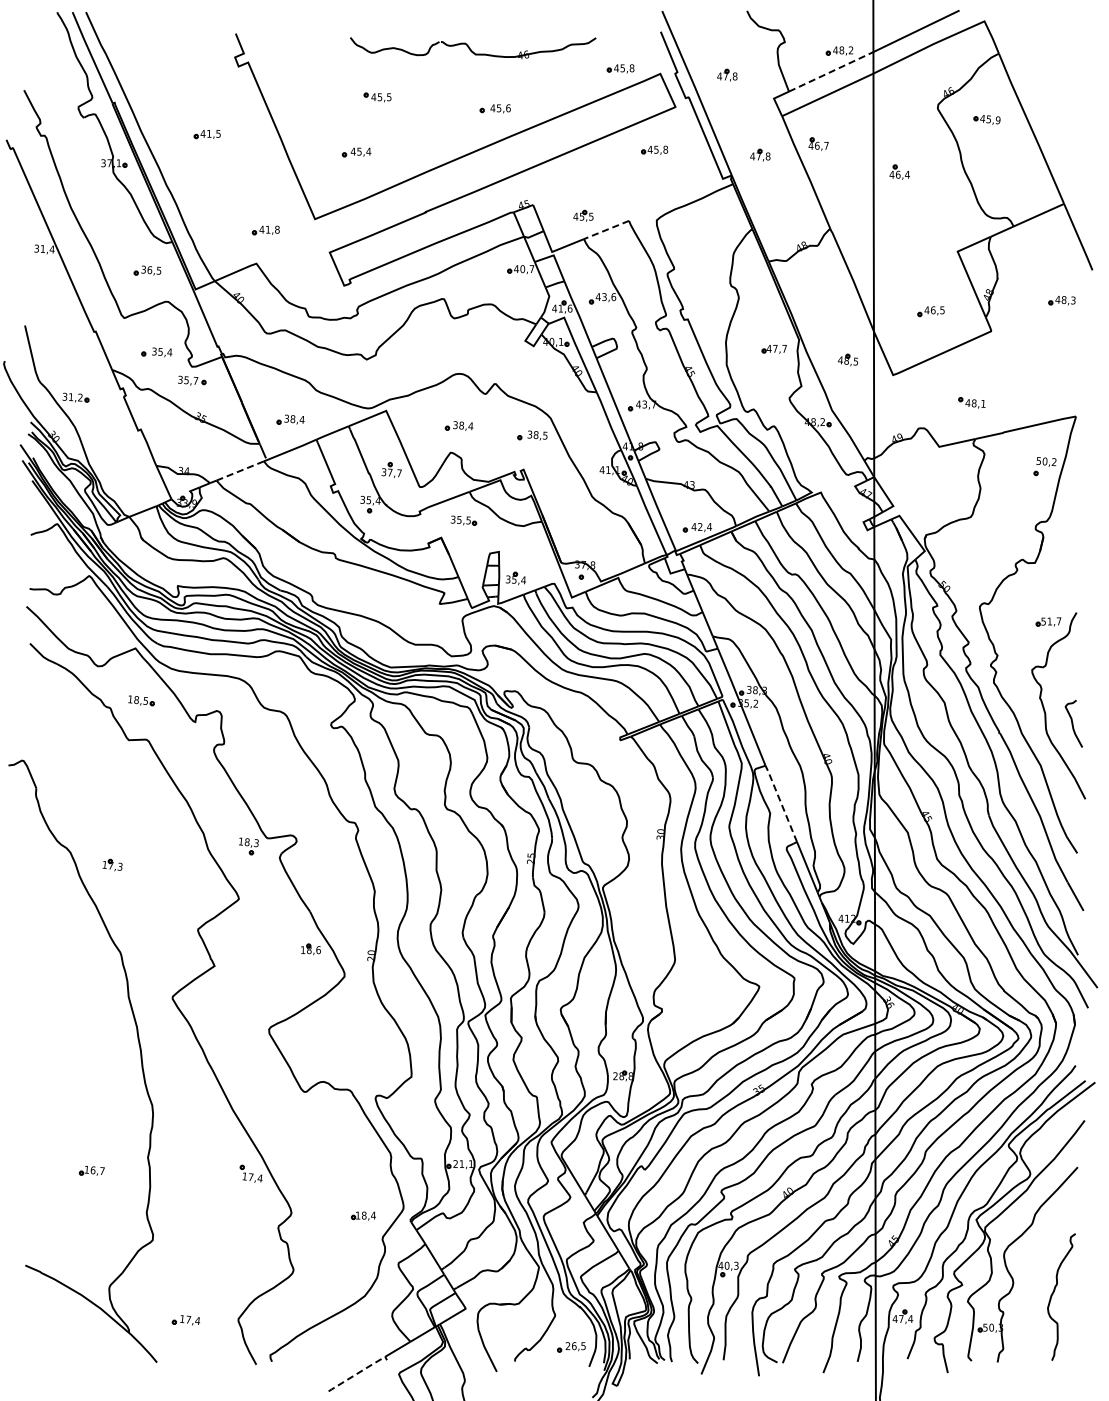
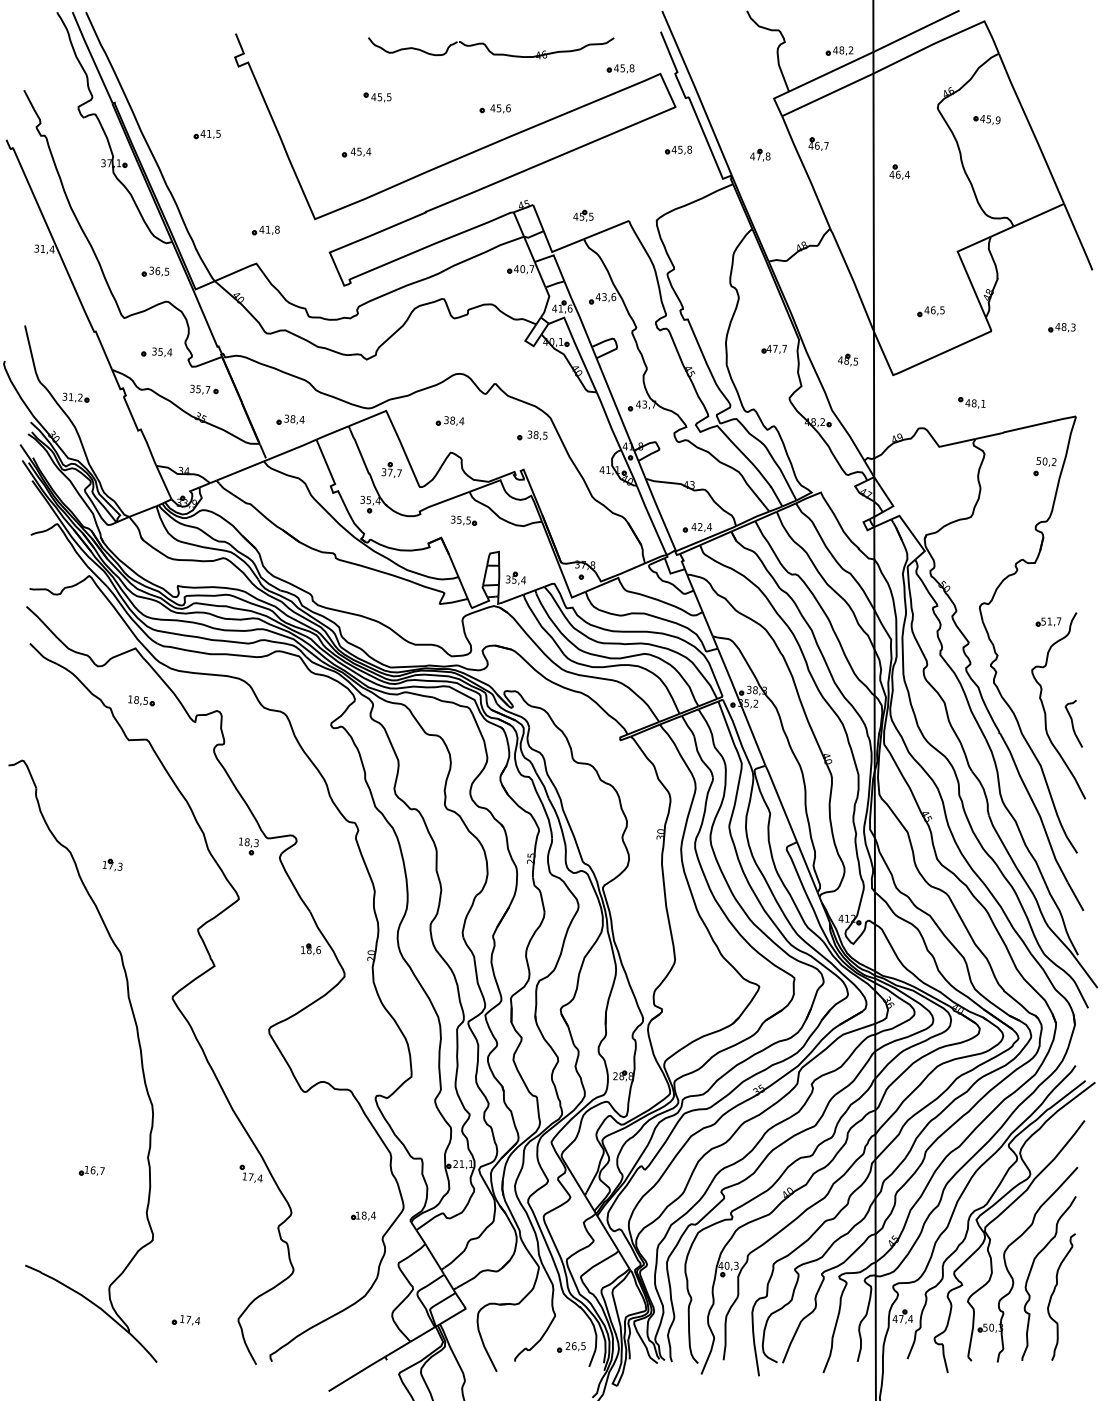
part position: (473, 48) -> (491, 48) (491, 48)
line: dashed -> solid (831, 71)
part: present -> none (727, 74)
part position: (654, 149) -> (678, 149) (678, 149)
line: dashed -> solid (606, 230)
part position: (147, 270) -> (155, 271) (155, 271)
part position: (1061, 300) -> (1061, 327) (1061, 327)
part position: (192, 380) -> (204, 389) (204, 389)
part position: (458, 425) -> (449, 420) (449, 420)
line: dashed -> solid (240, 470)
line: dashed -> solid (781, 803)
curve: none -> present (1031, 1271)
line: dashed -> solid (357, 1373)
